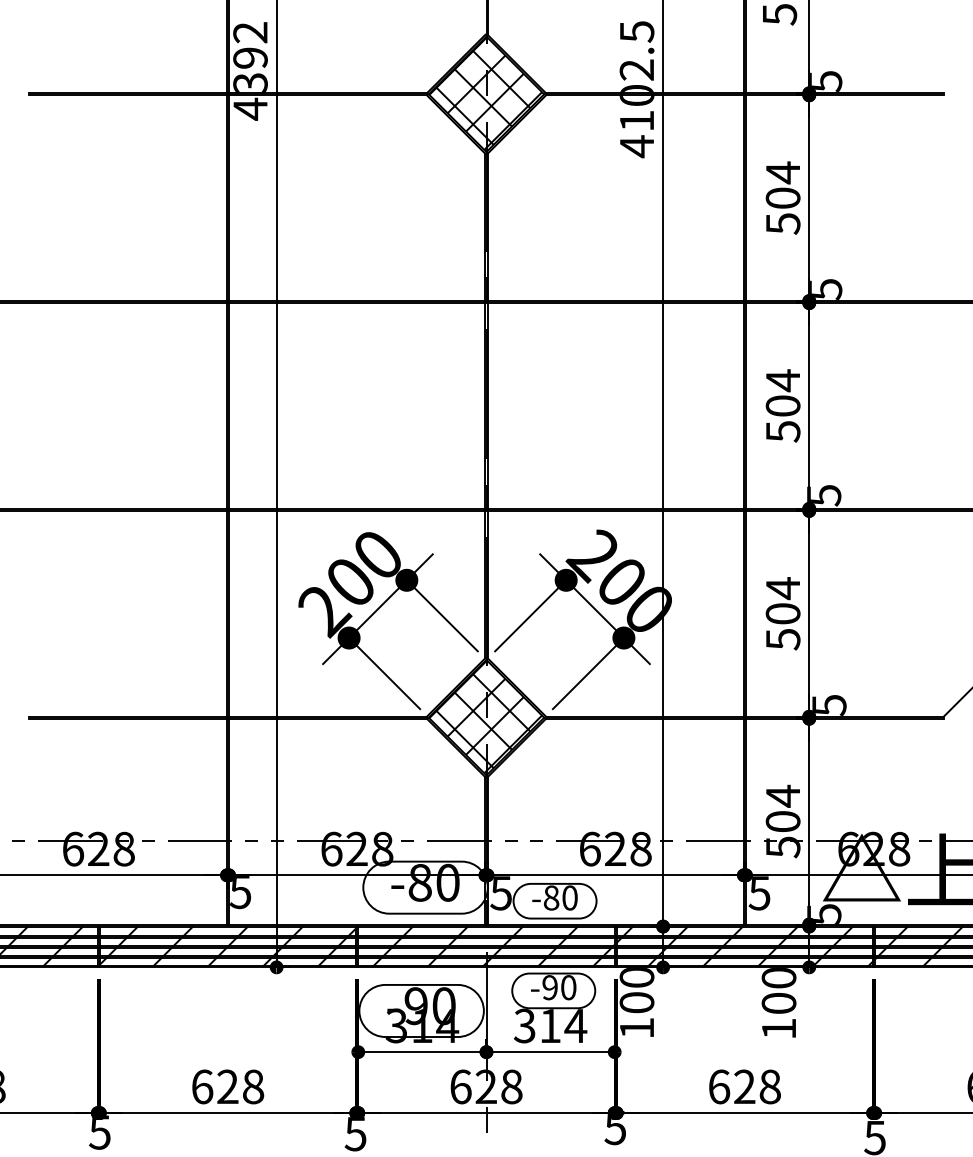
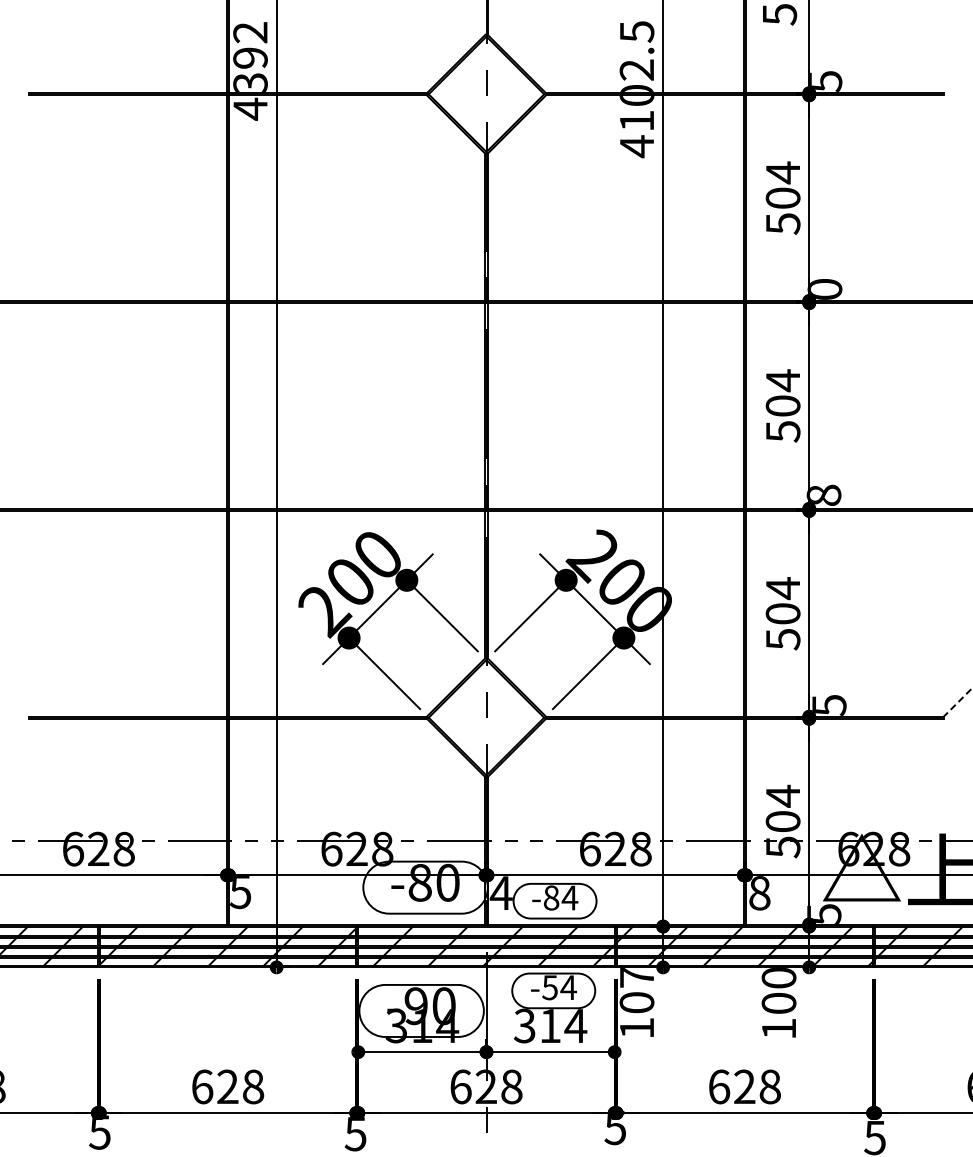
hatch: present -> none (485, 93)
text: 5 -> 0 (824, 289)
text: 5 -> 8 (823, 495)
line: solid -> dashed (957, 702)
hatch: present -> none (485, 716)
text: 5 -> 4 (500, 893)
text: 5 -> 8 (759, 893)
text: -80 -> -84 (569, 897)
text: 100 -> 107 (636, 977)
text: -90 -> -54 (559, 987)
